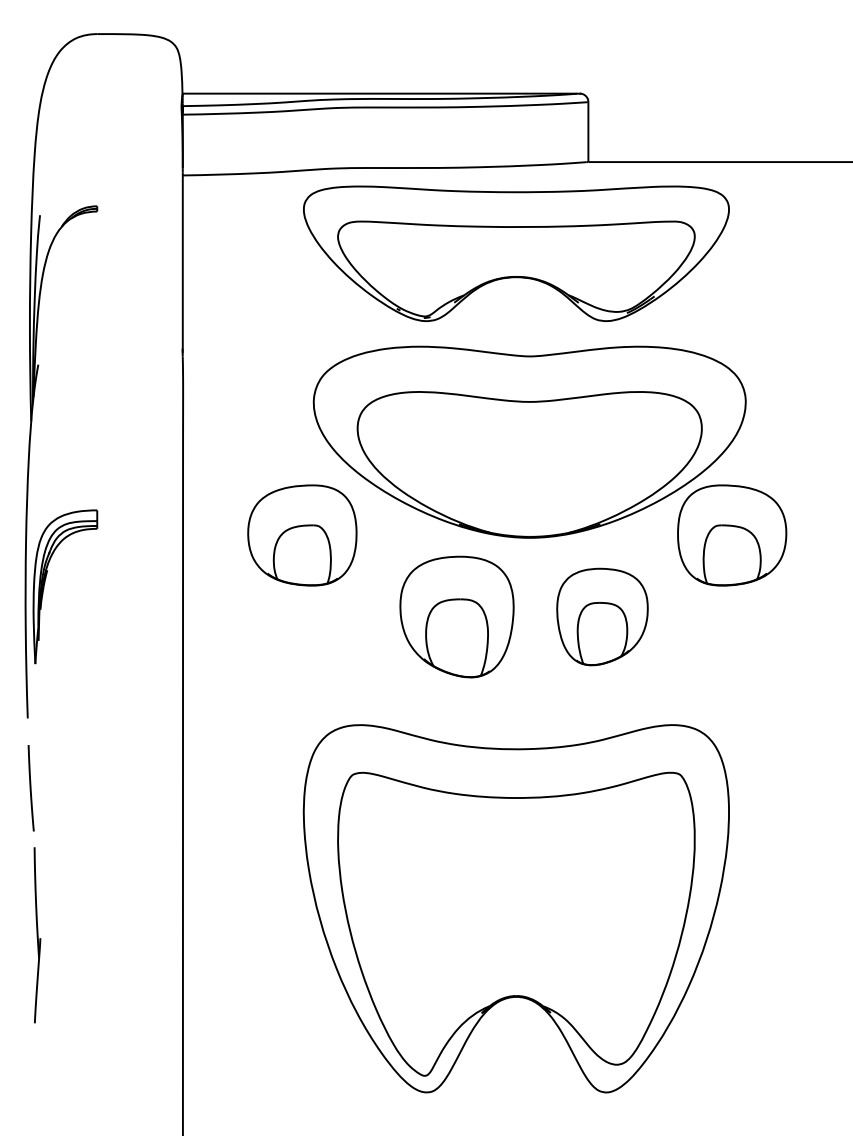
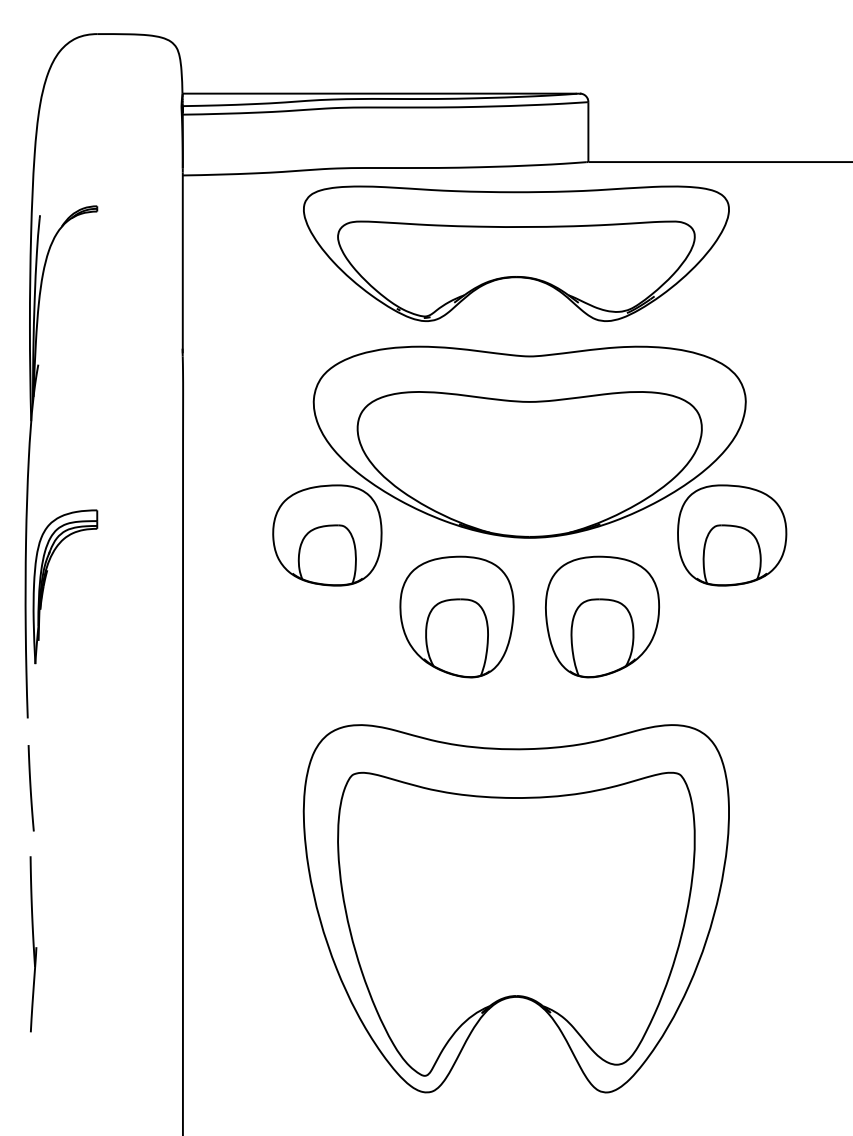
part position: (302, 535) -> (327, 535) (327, 535)
part size: 93x100 px -> 115x124 px (602, 616)
part position: (37, 935) -> (33, 944) (33, 944)
